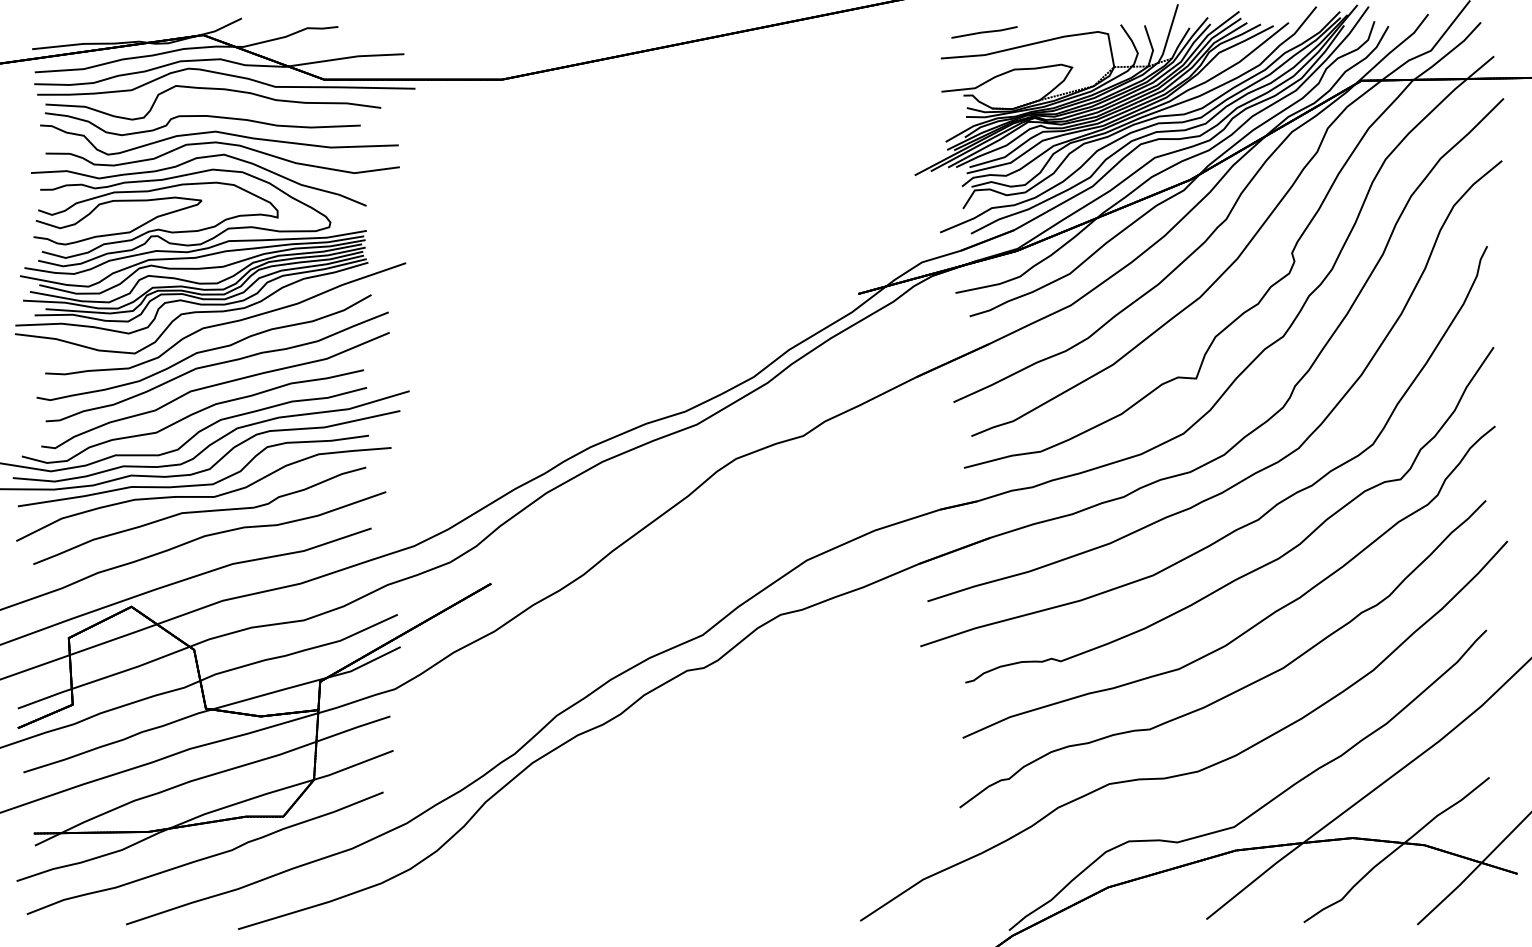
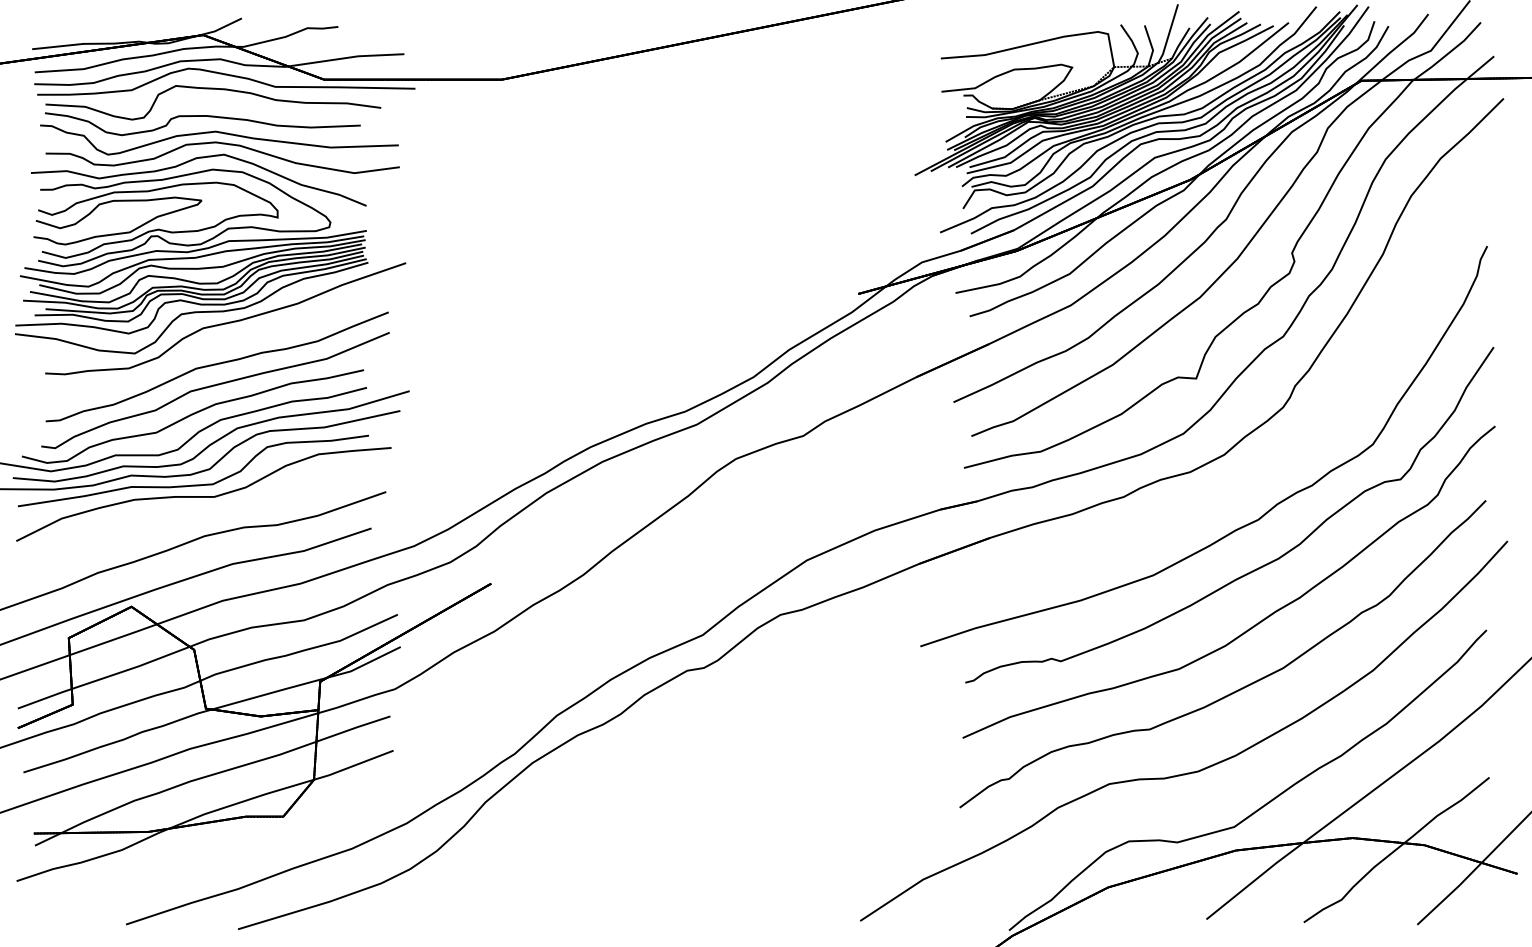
line: present -> none (984, 32)
curve: present -> none (203, 350)
curve: present -> none (1258, 470)
curve: present -> none (199, 512)
curve: present -> none (207, 856)
